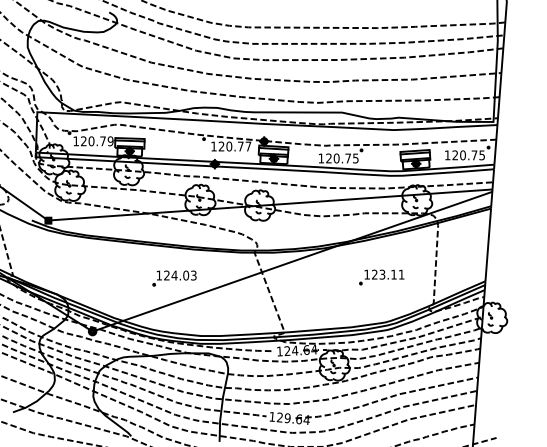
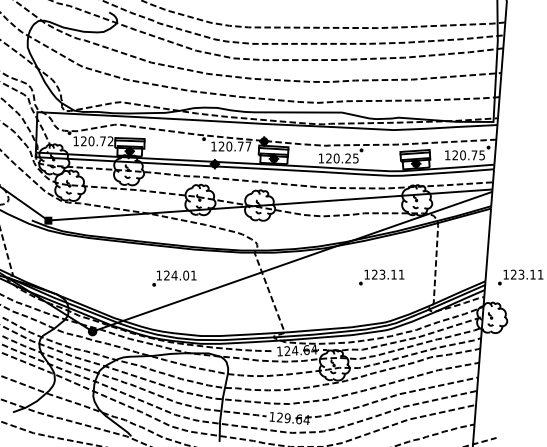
text: 120.79 -> 120.72 (110, 141)
text: 120.75 -> 120.25 (347, 158)
text: 124.03 -> 124.01 (193, 275)
part: none -> present (520, 277)
